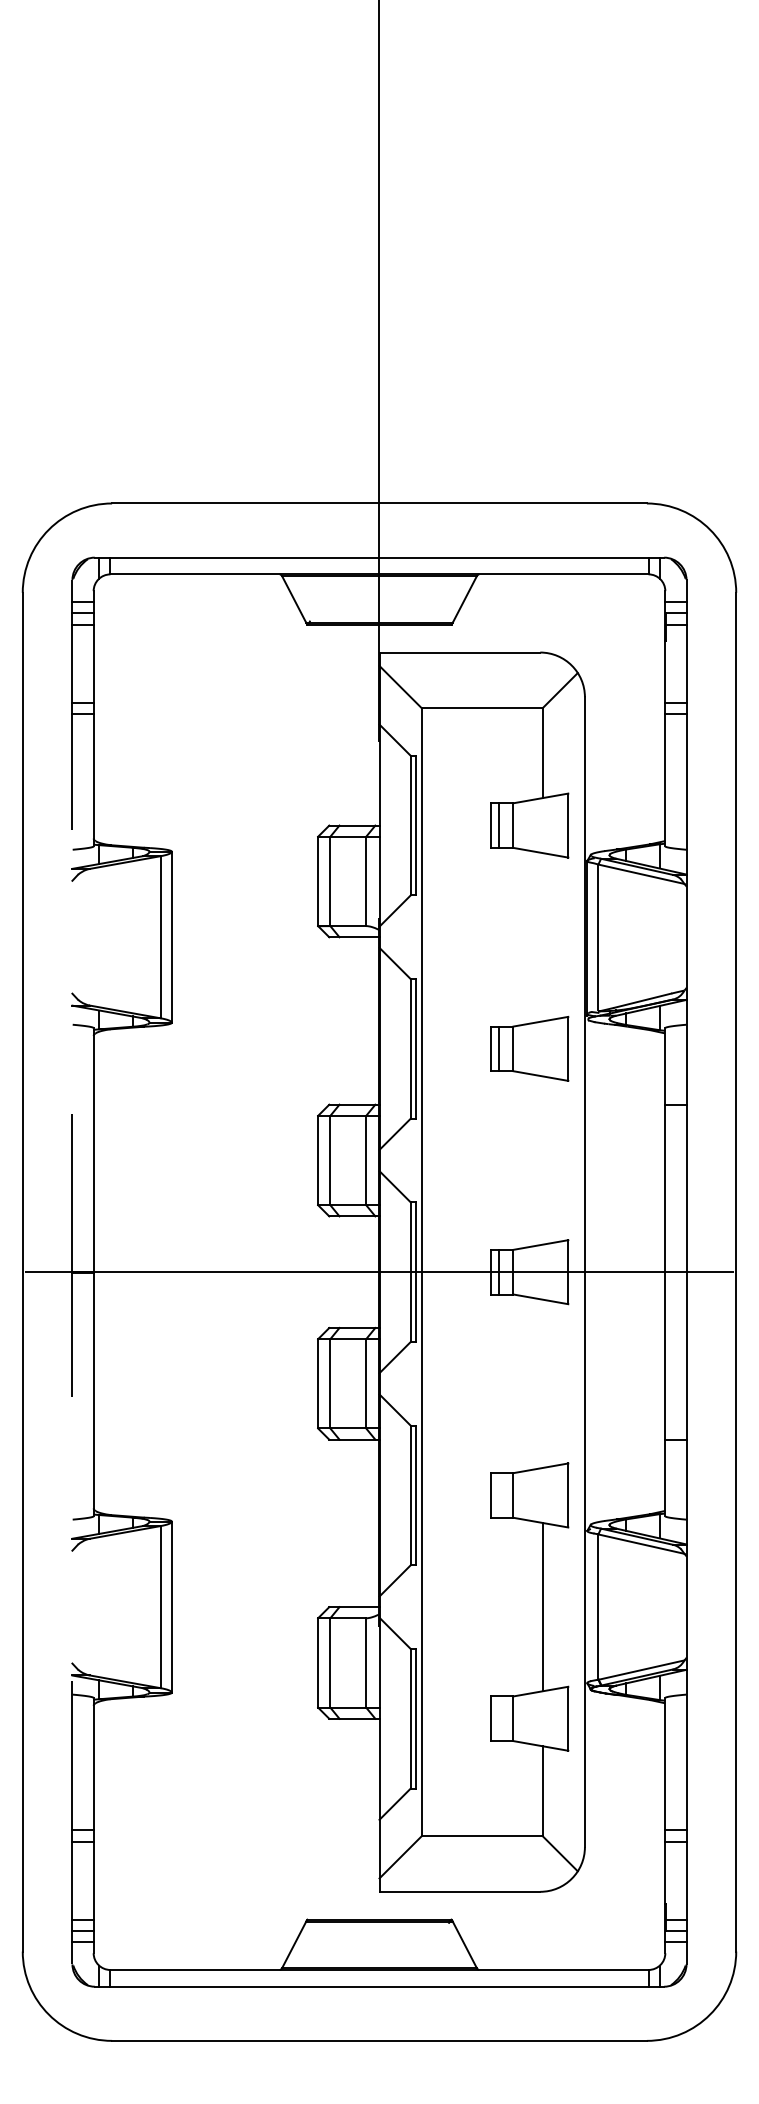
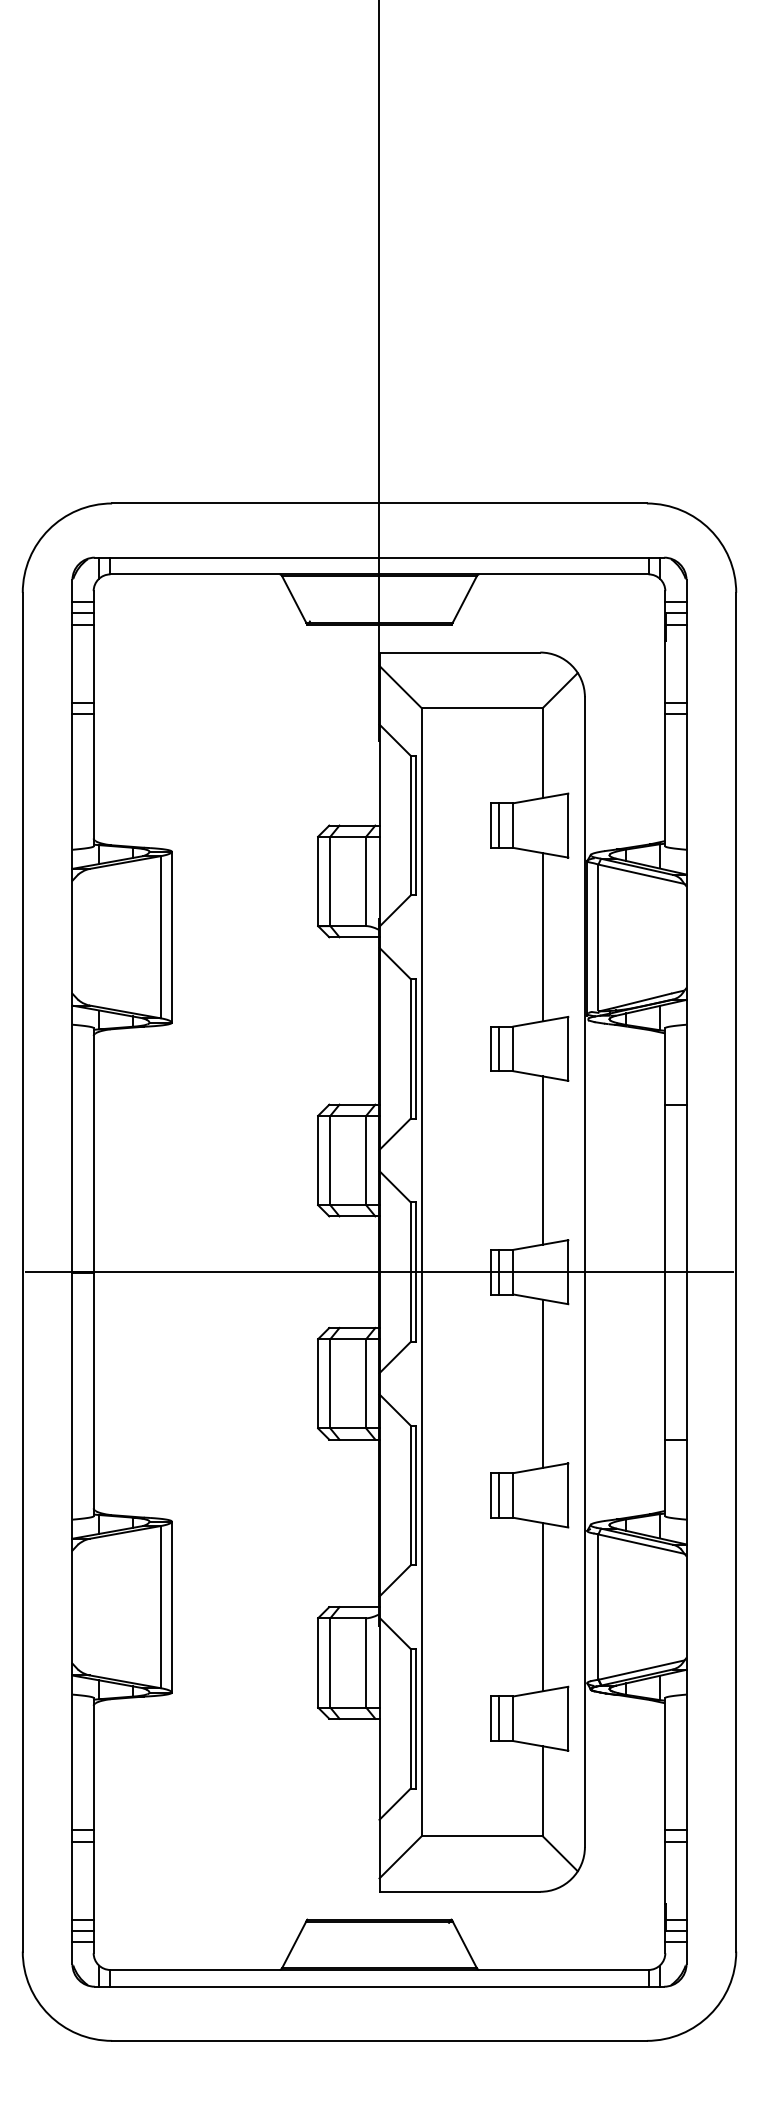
line: none -> present (542, 937)
line: none -> present (542, 1160)
line: dashed -> solid (72, 1271)
line: none -> present (542, 1383)
line: none -> present (498, 1495)
line: none -> present (498, 1718)
